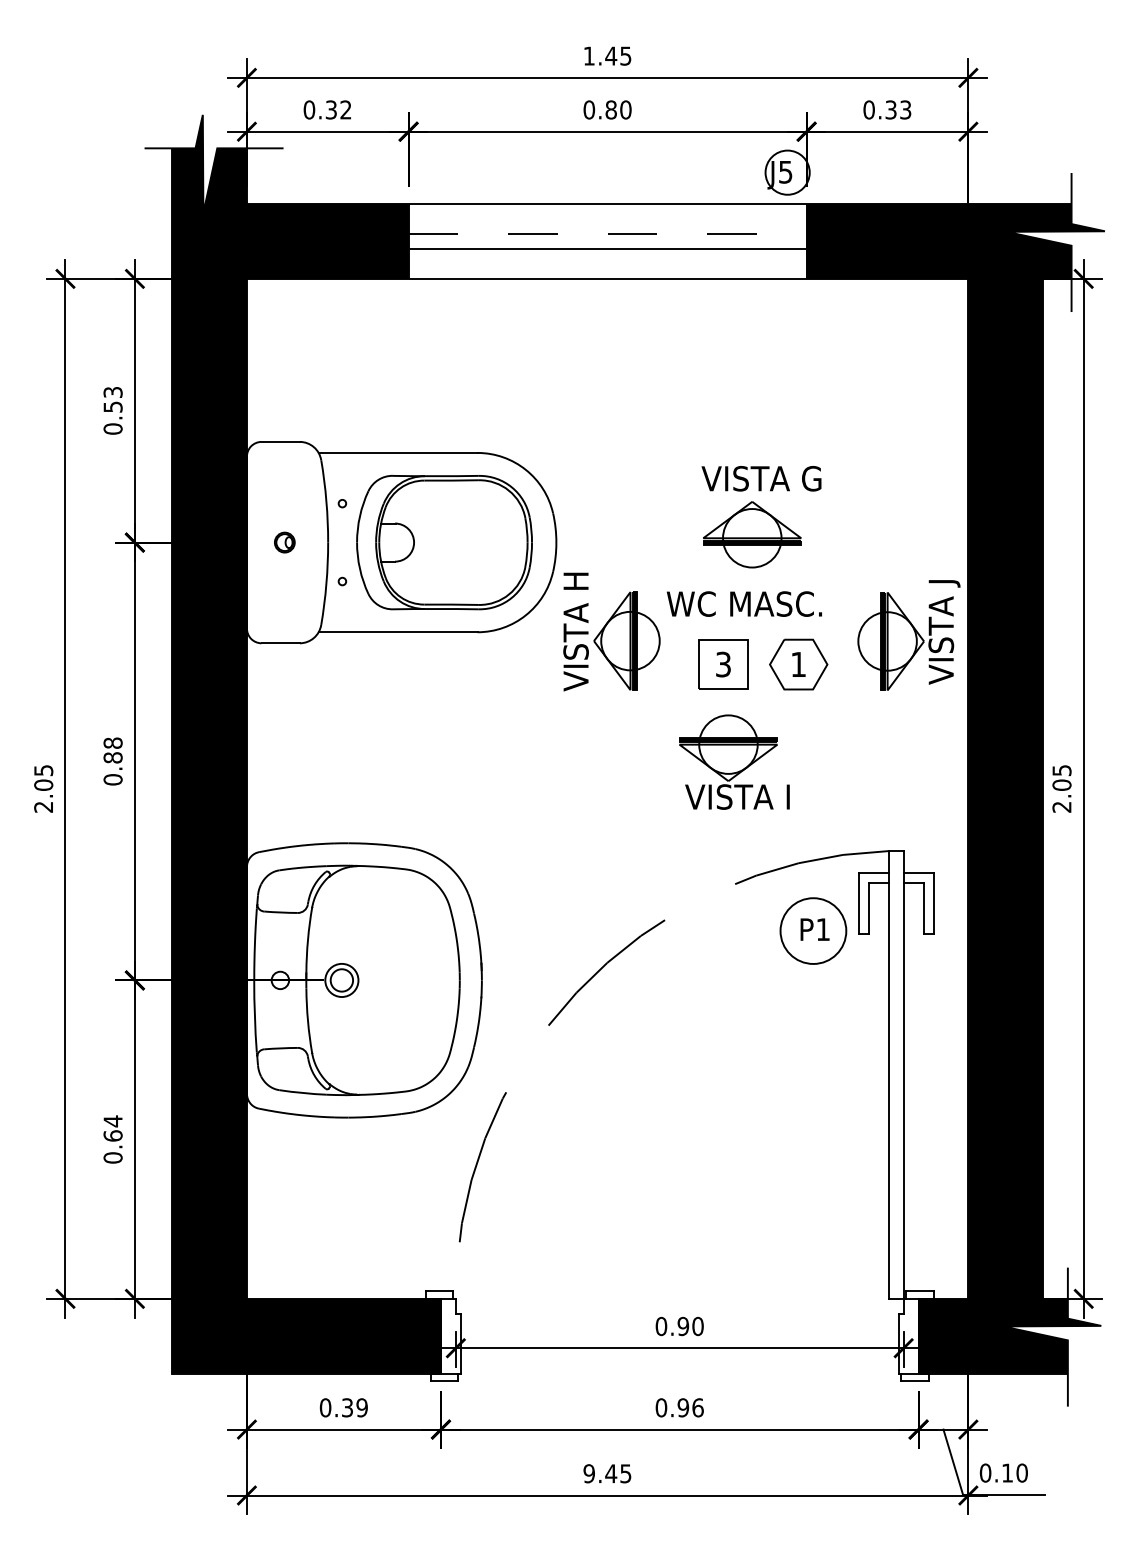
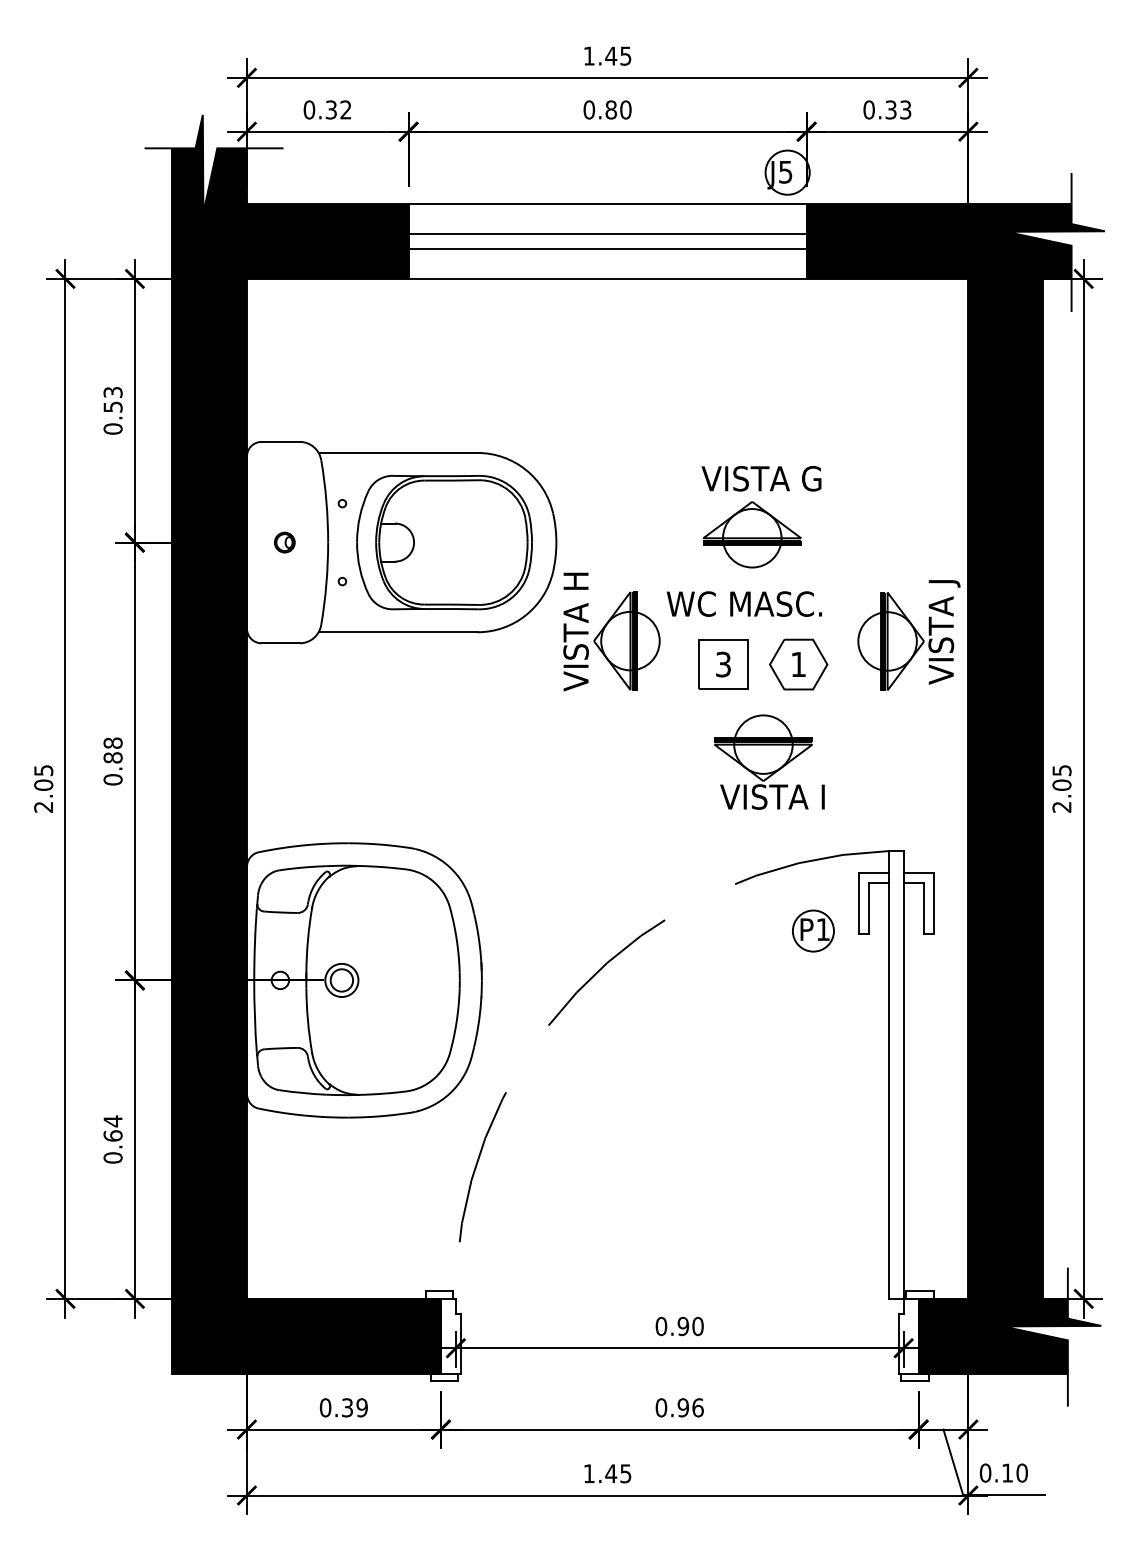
line: dashed -> solid (608, 234)
part position: (734, 761) -> (769, 761) (769, 761)
circle diameter: 66 px -> 41 px (812, 930)
text: 9.45 -> 1.45 (588, 1473)
